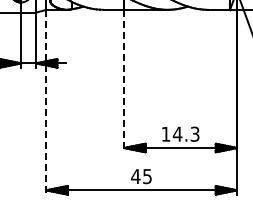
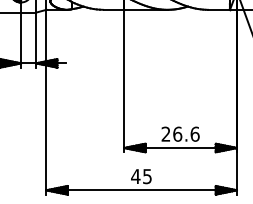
line: dashed -> solid (124, 81)
line: dashed -> solid (46, 102)
text: 14.3 -> 26.6 (180, 133)
